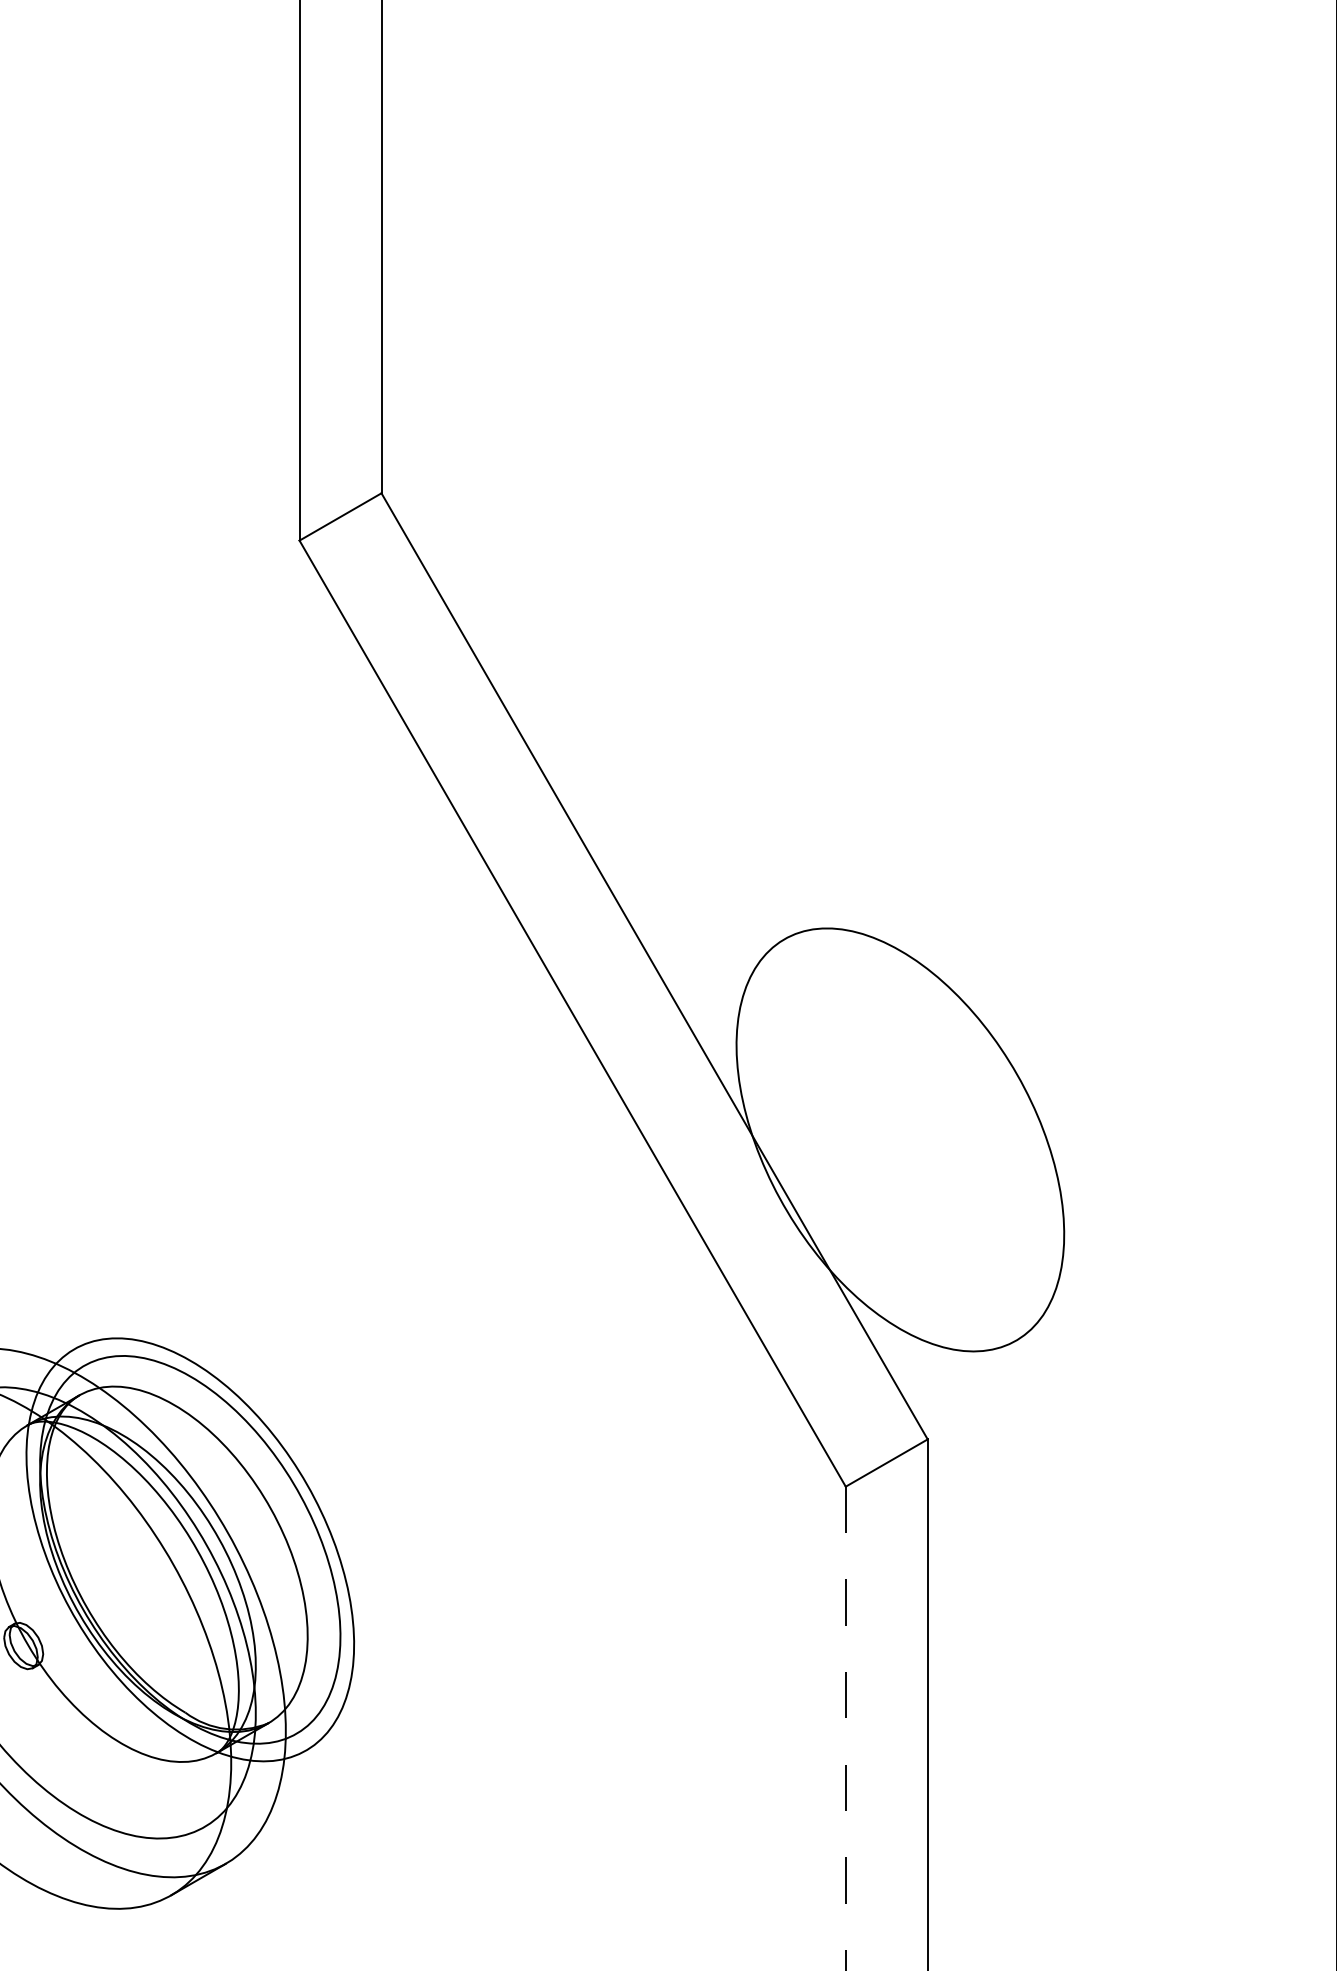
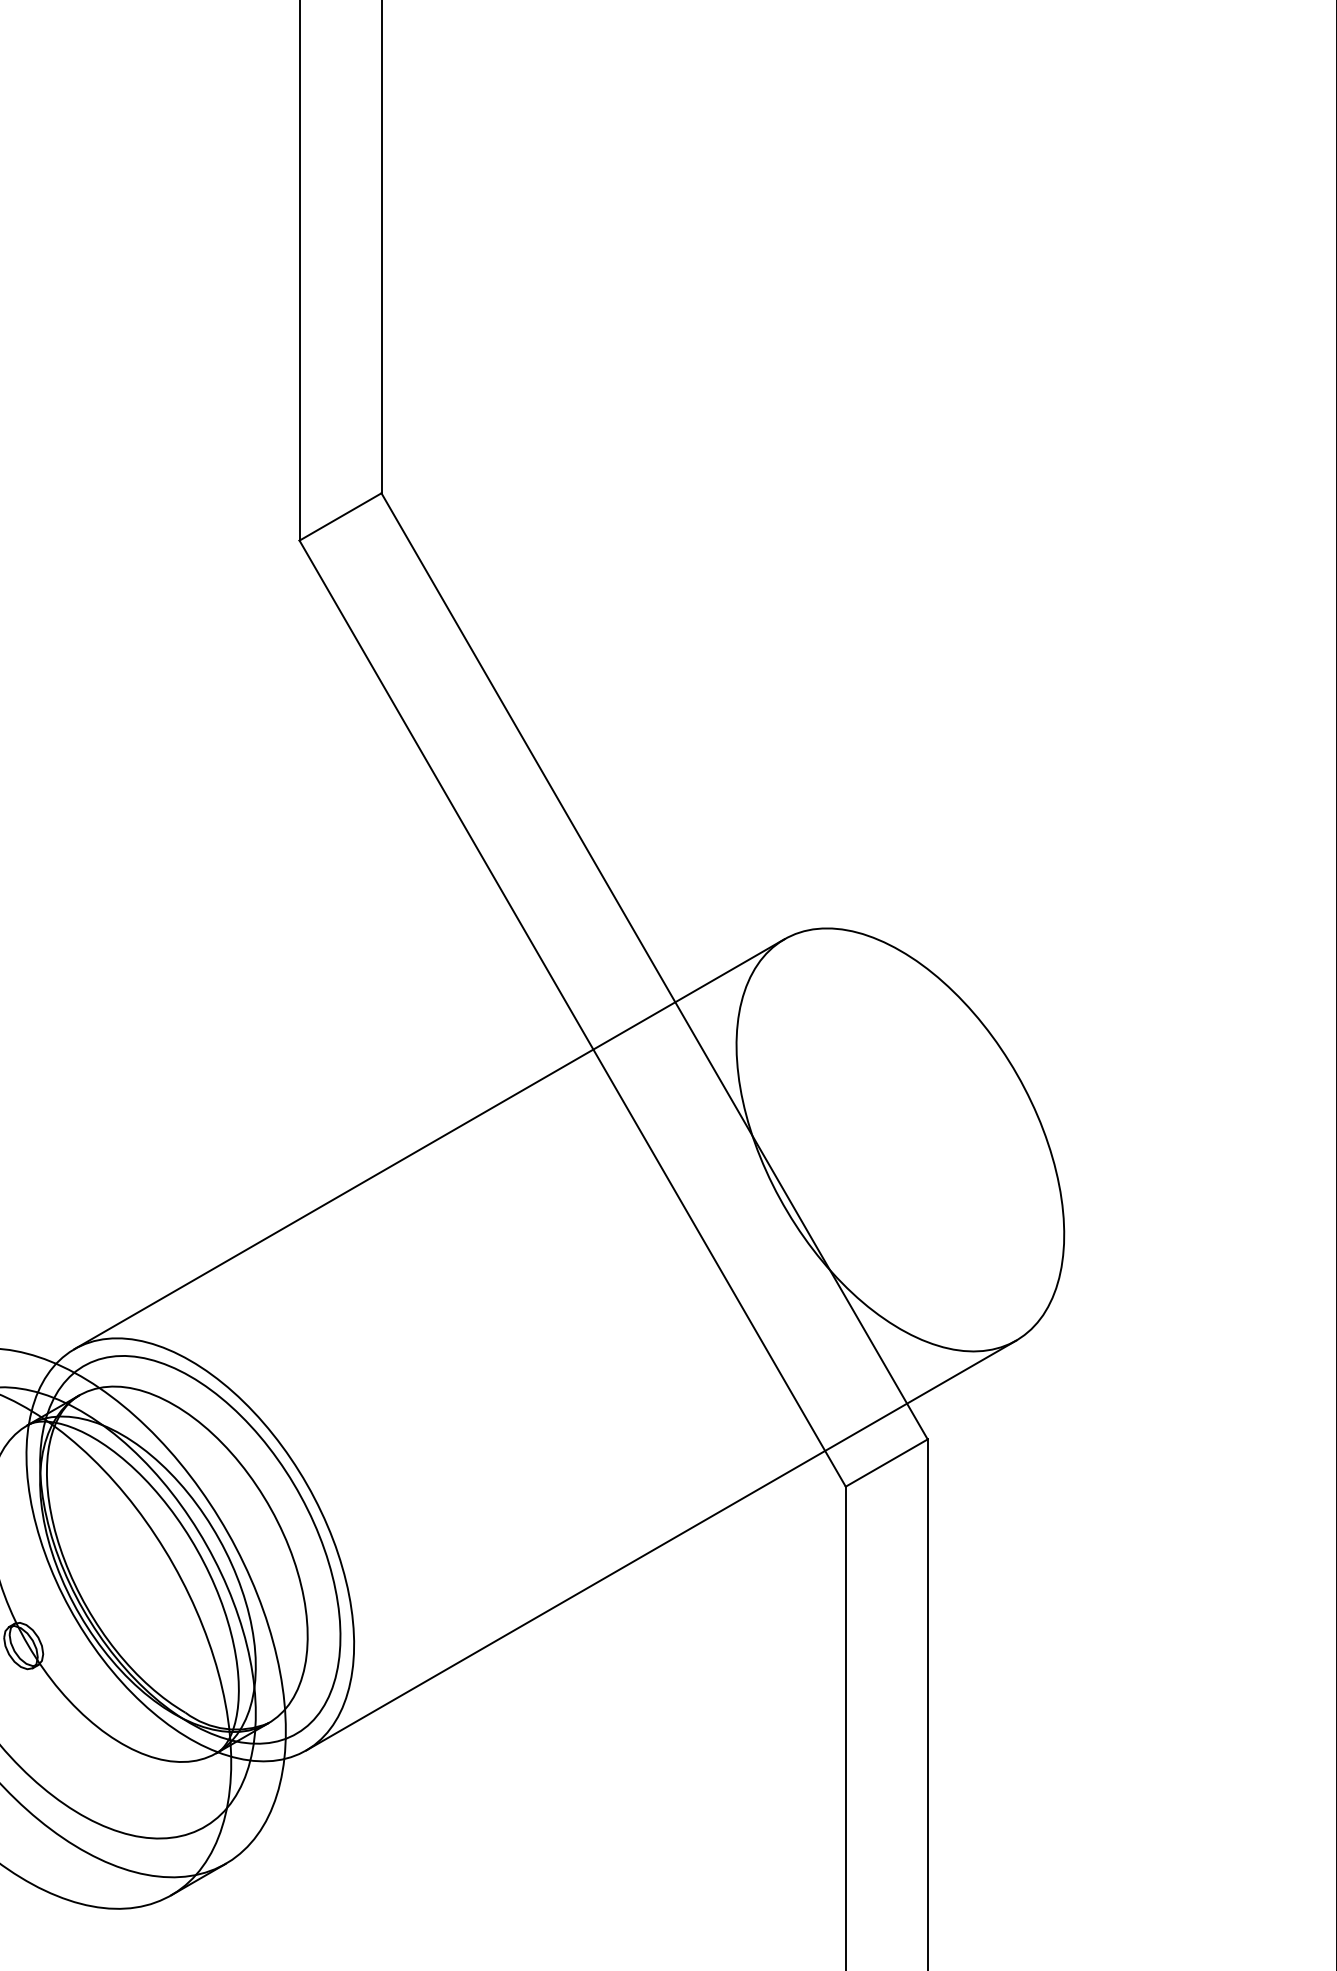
line: none -> present (429, 1144)
line: none -> present (661, 1545)
line: dashed -> solid (845, 1728)
